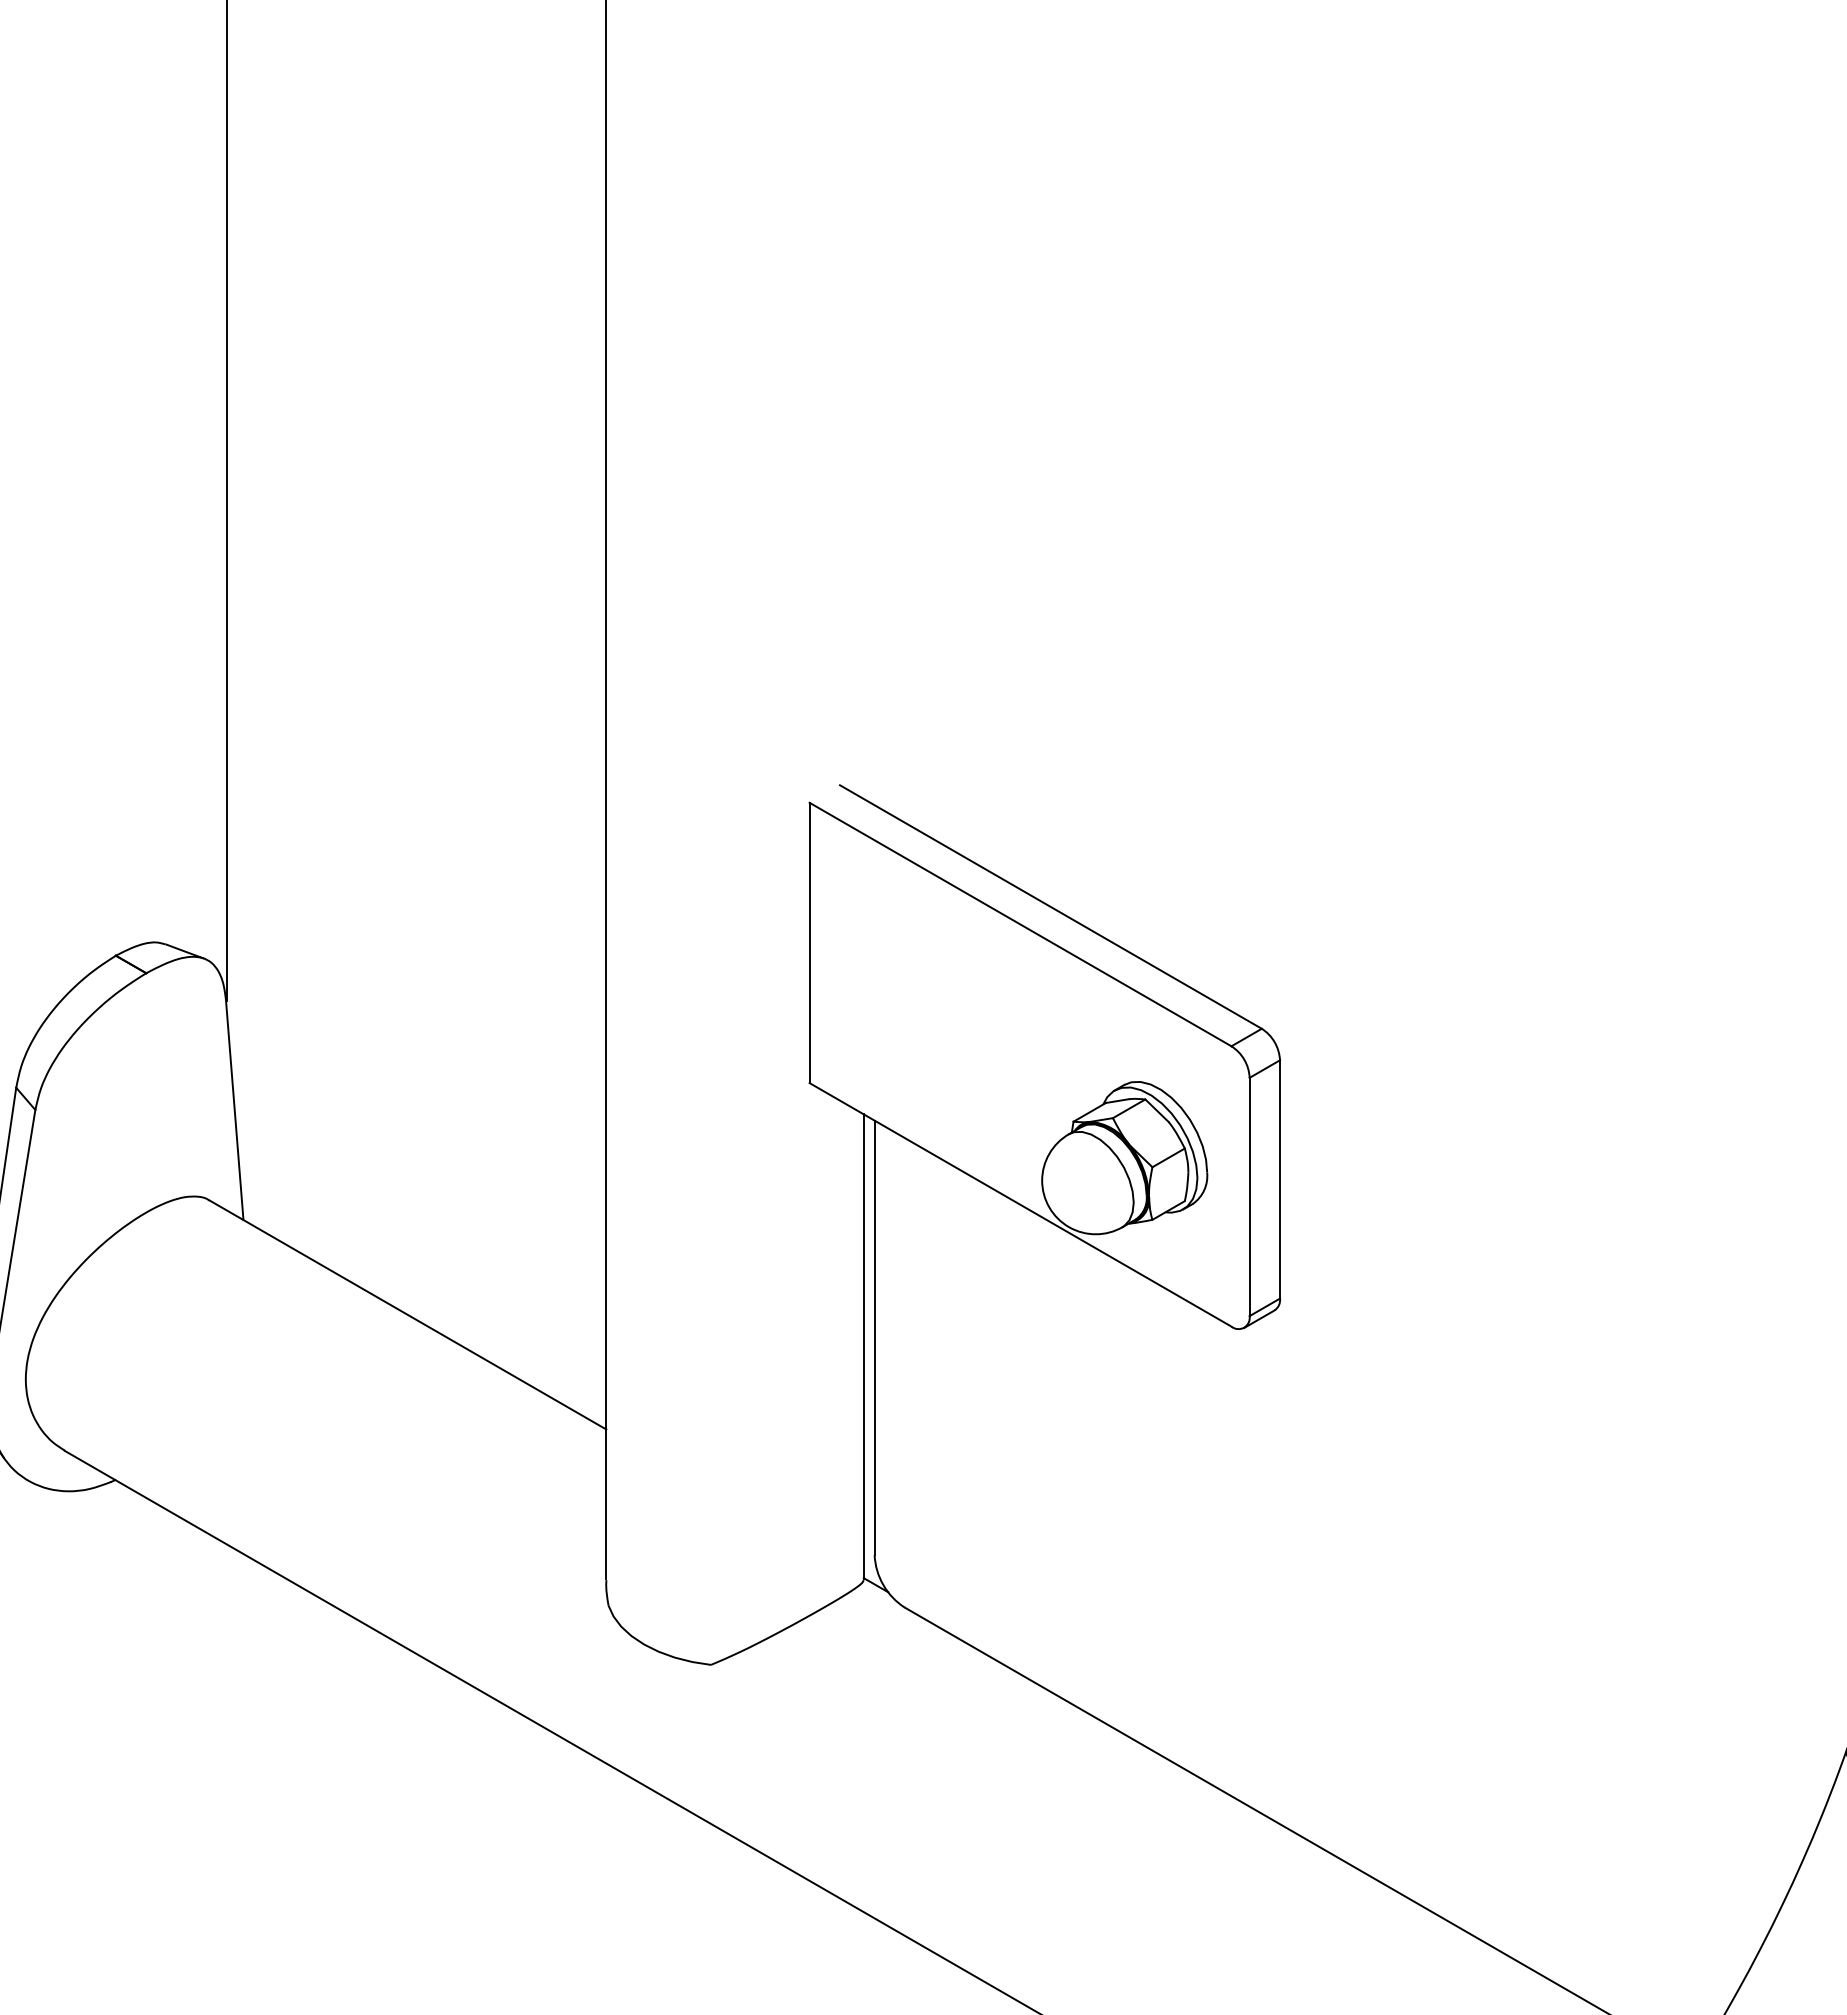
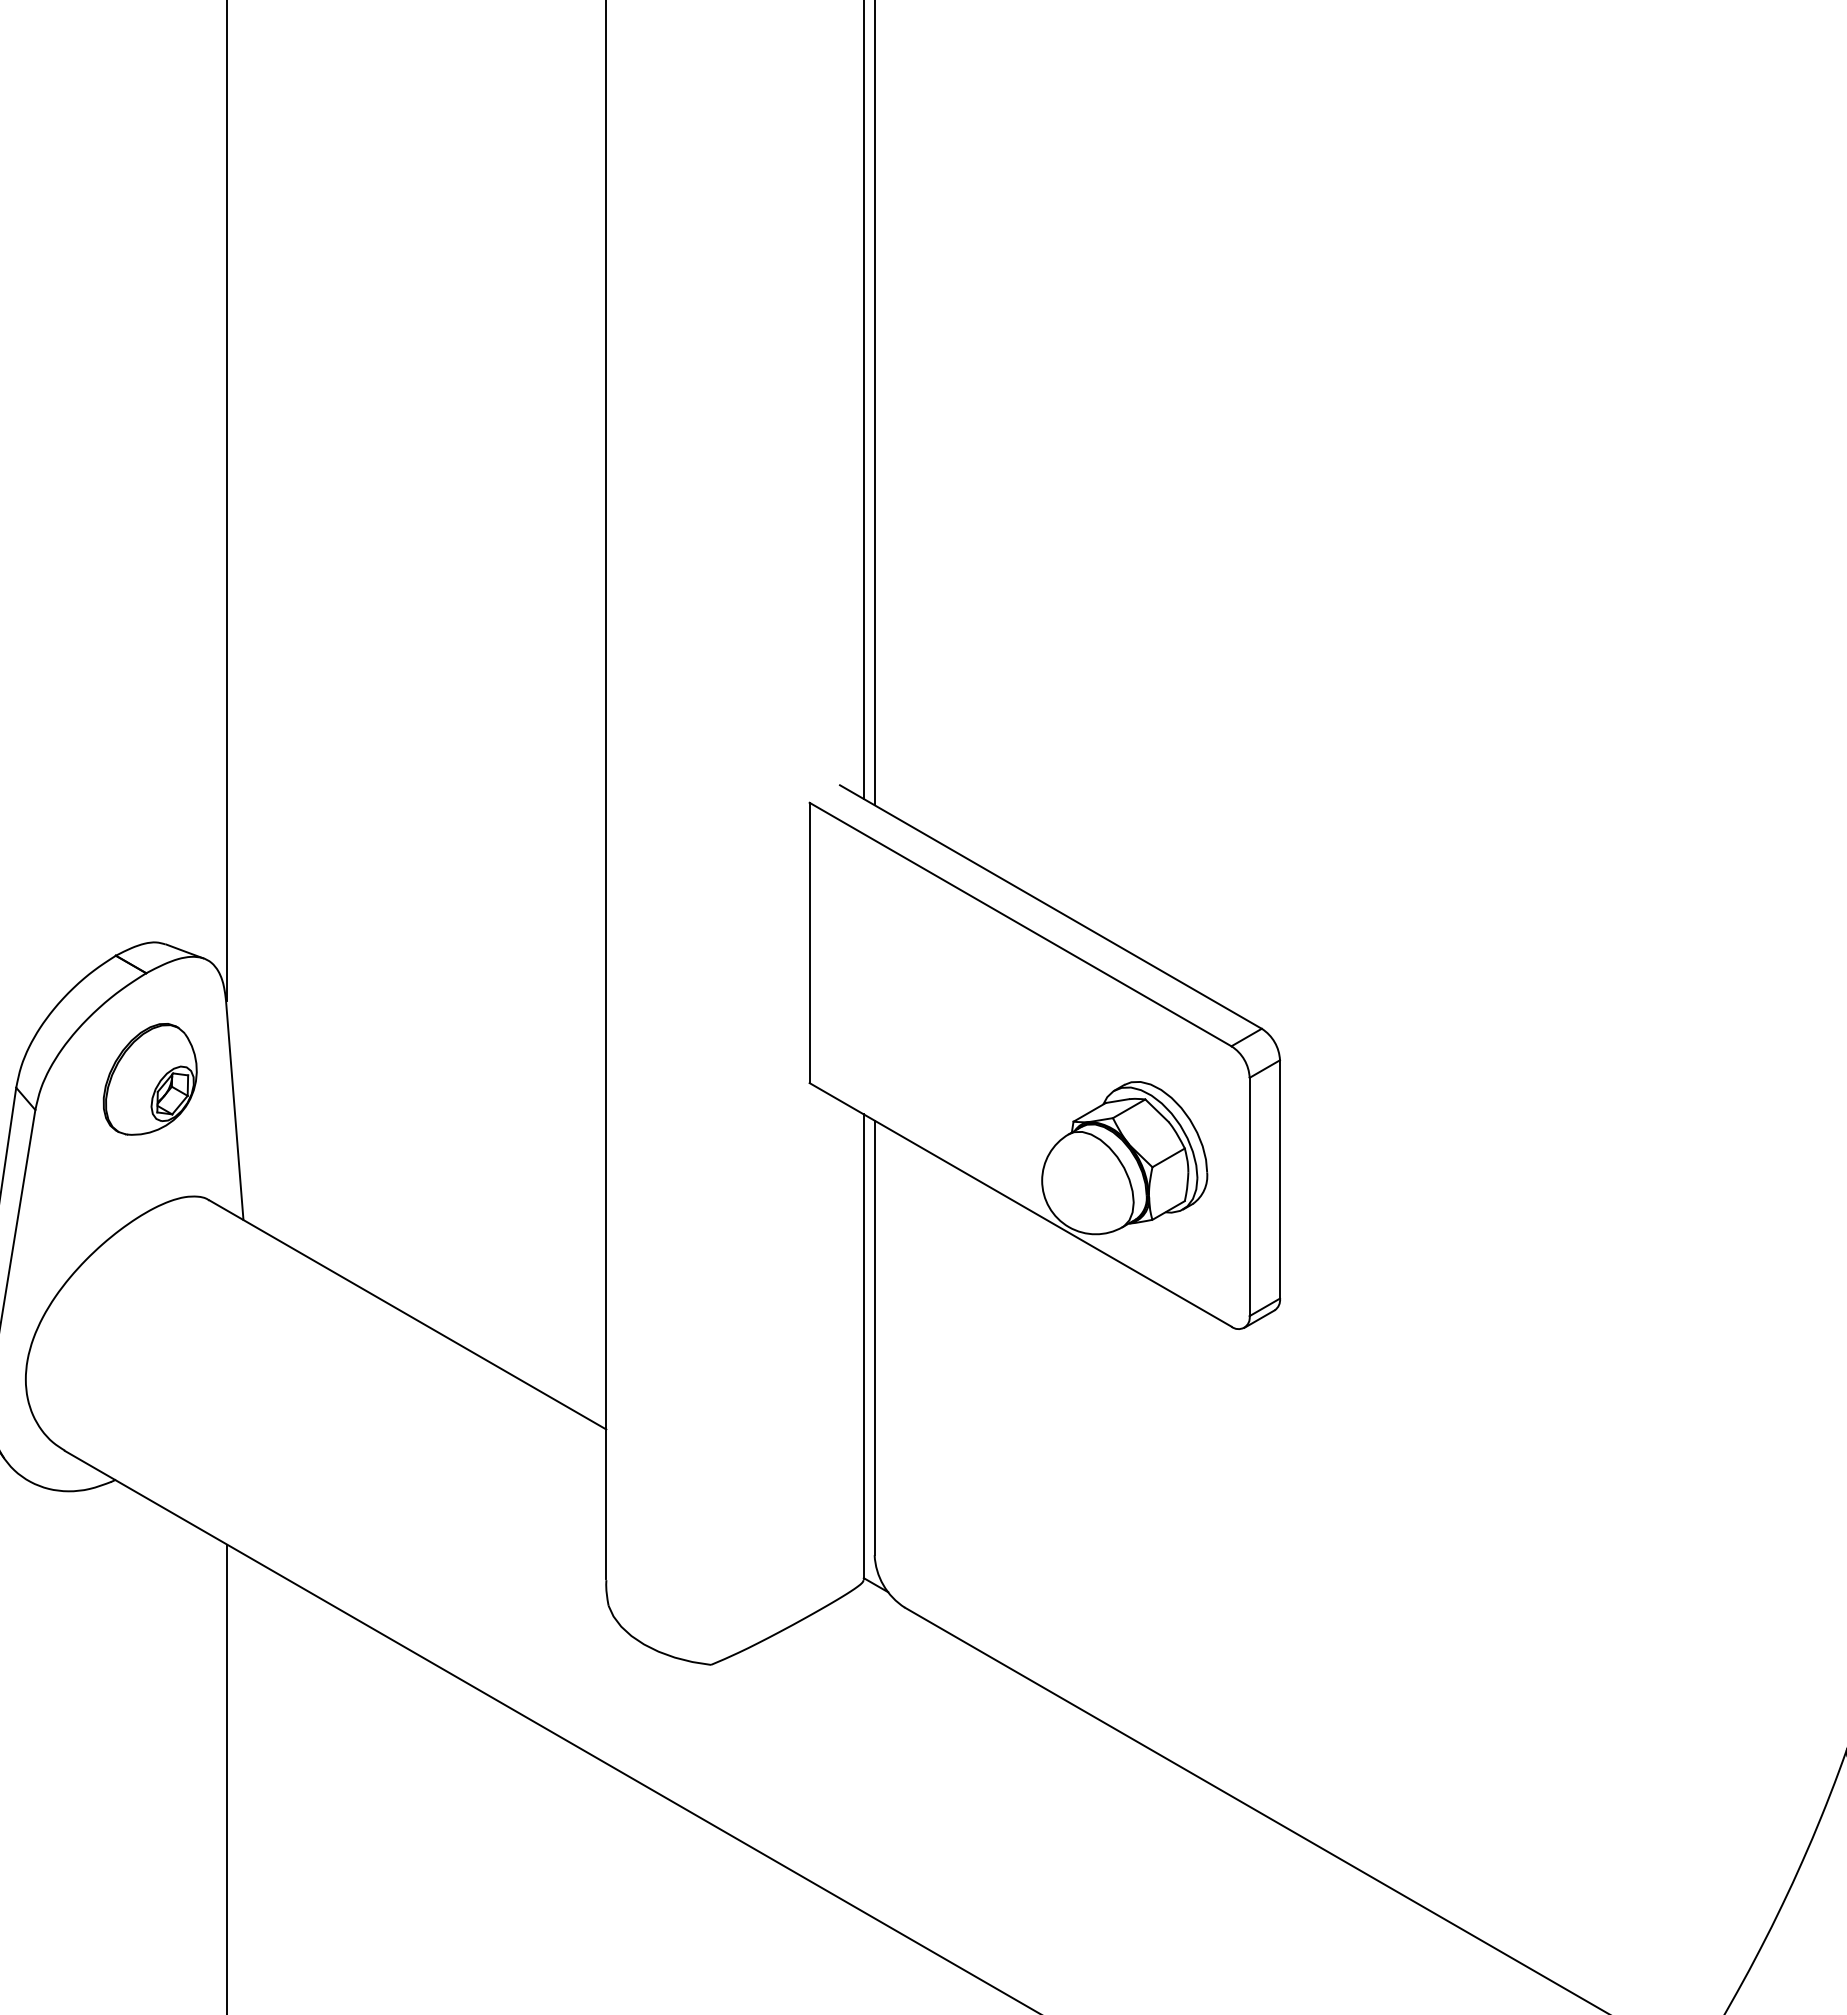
line: none -> present (863, 400)
line: none -> present (874, 403)
part: none -> present (149, 1079)
line: none -> present (227, 1777)
